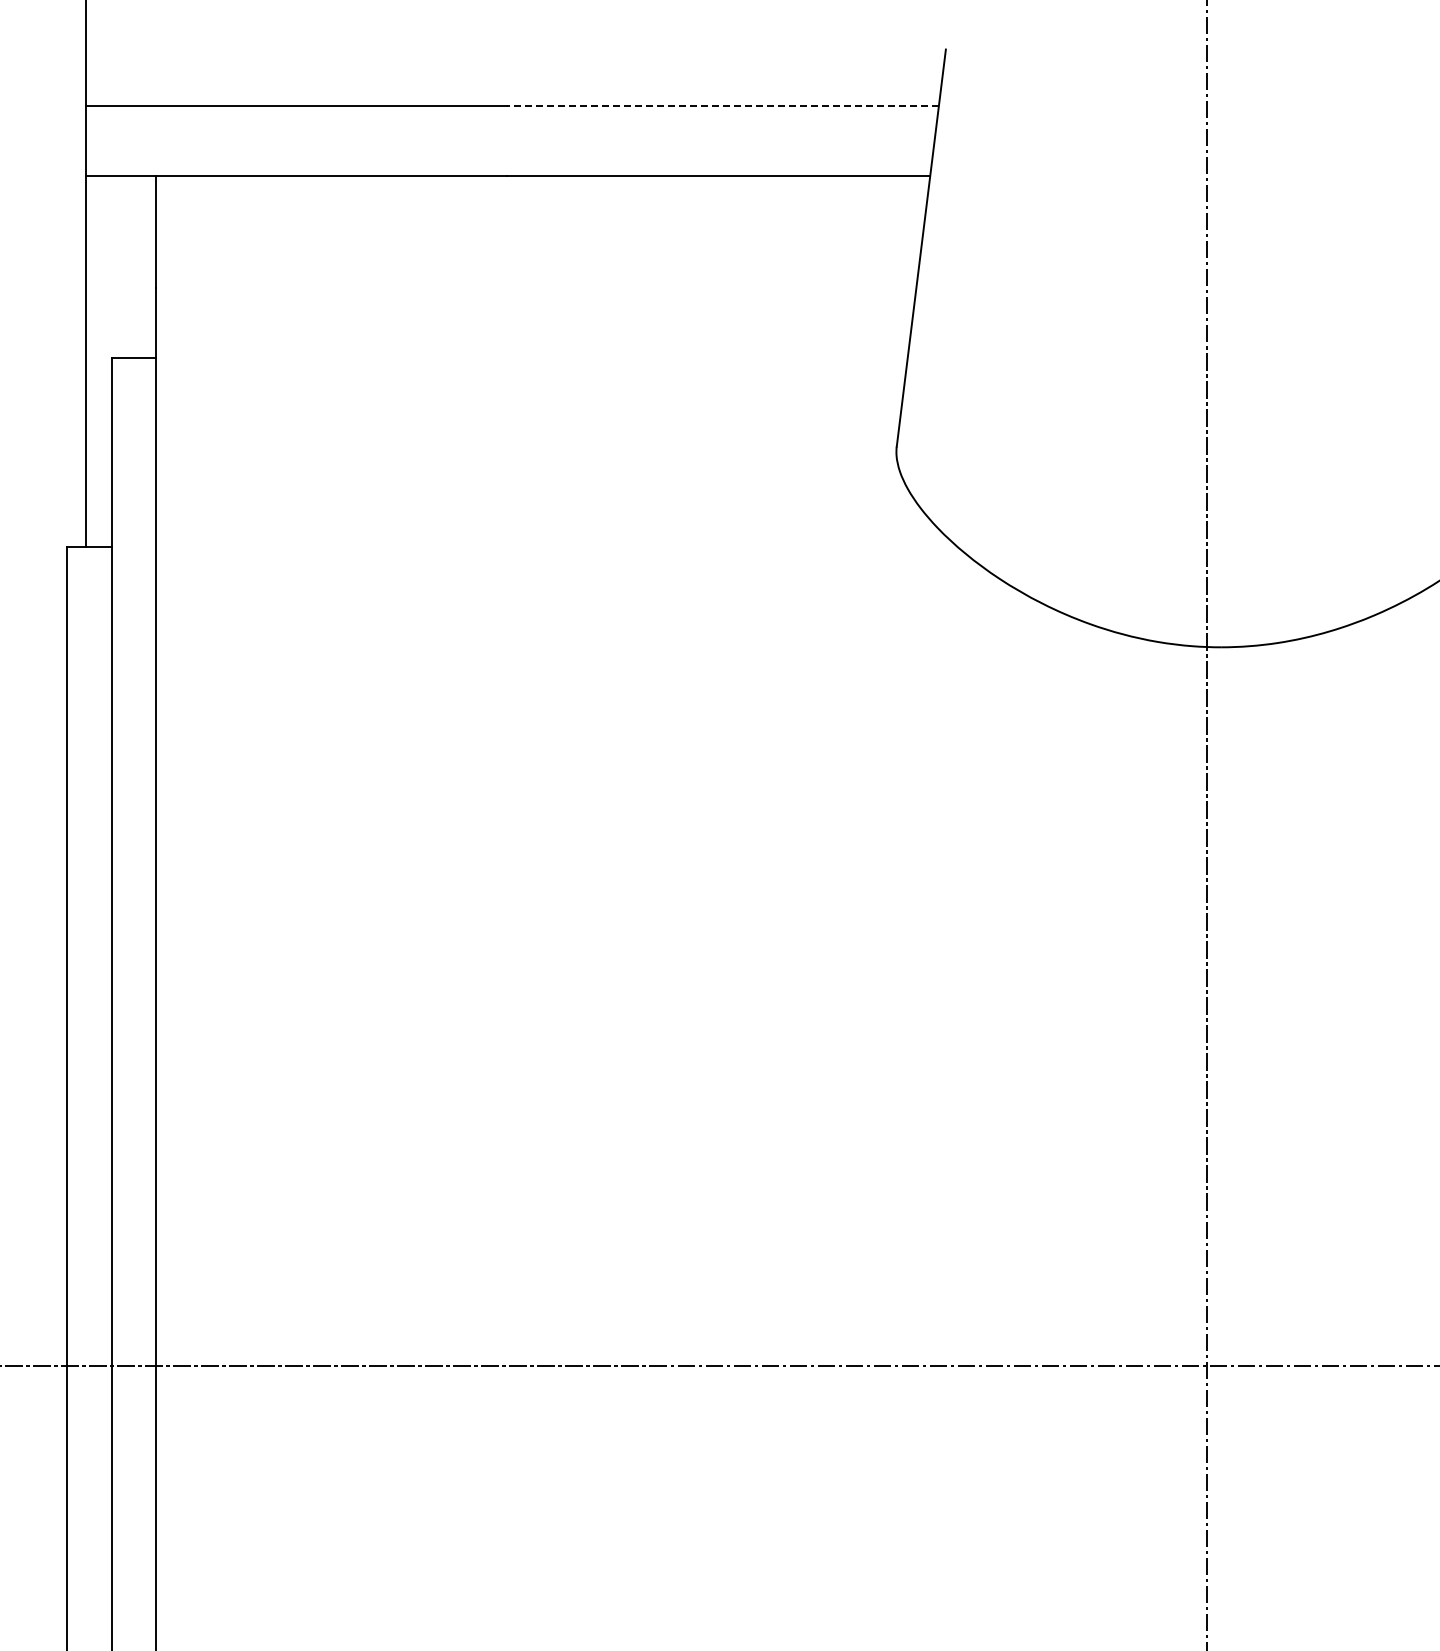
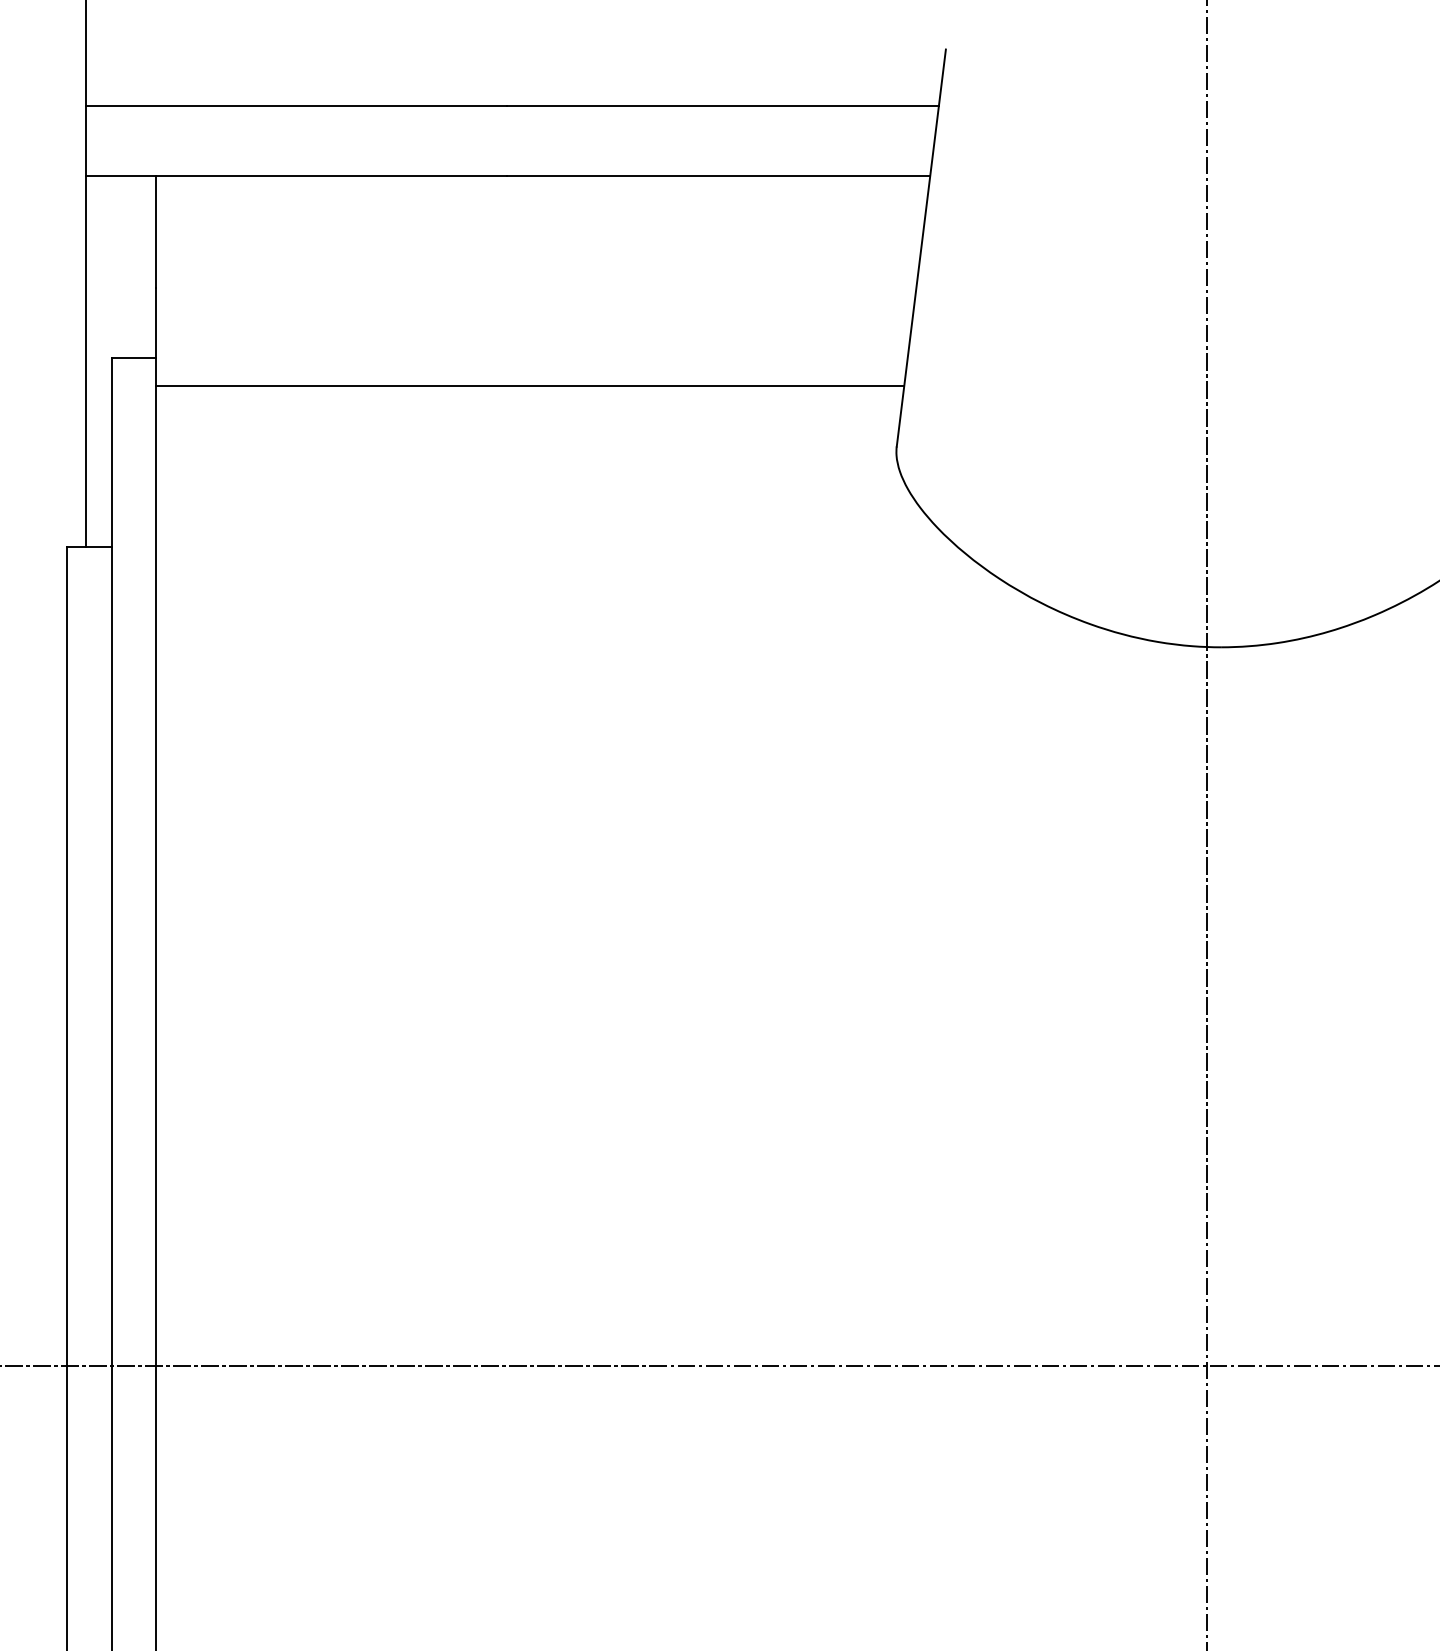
line: dashed -> solid (722, 105)
line: none -> present (530, 385)
